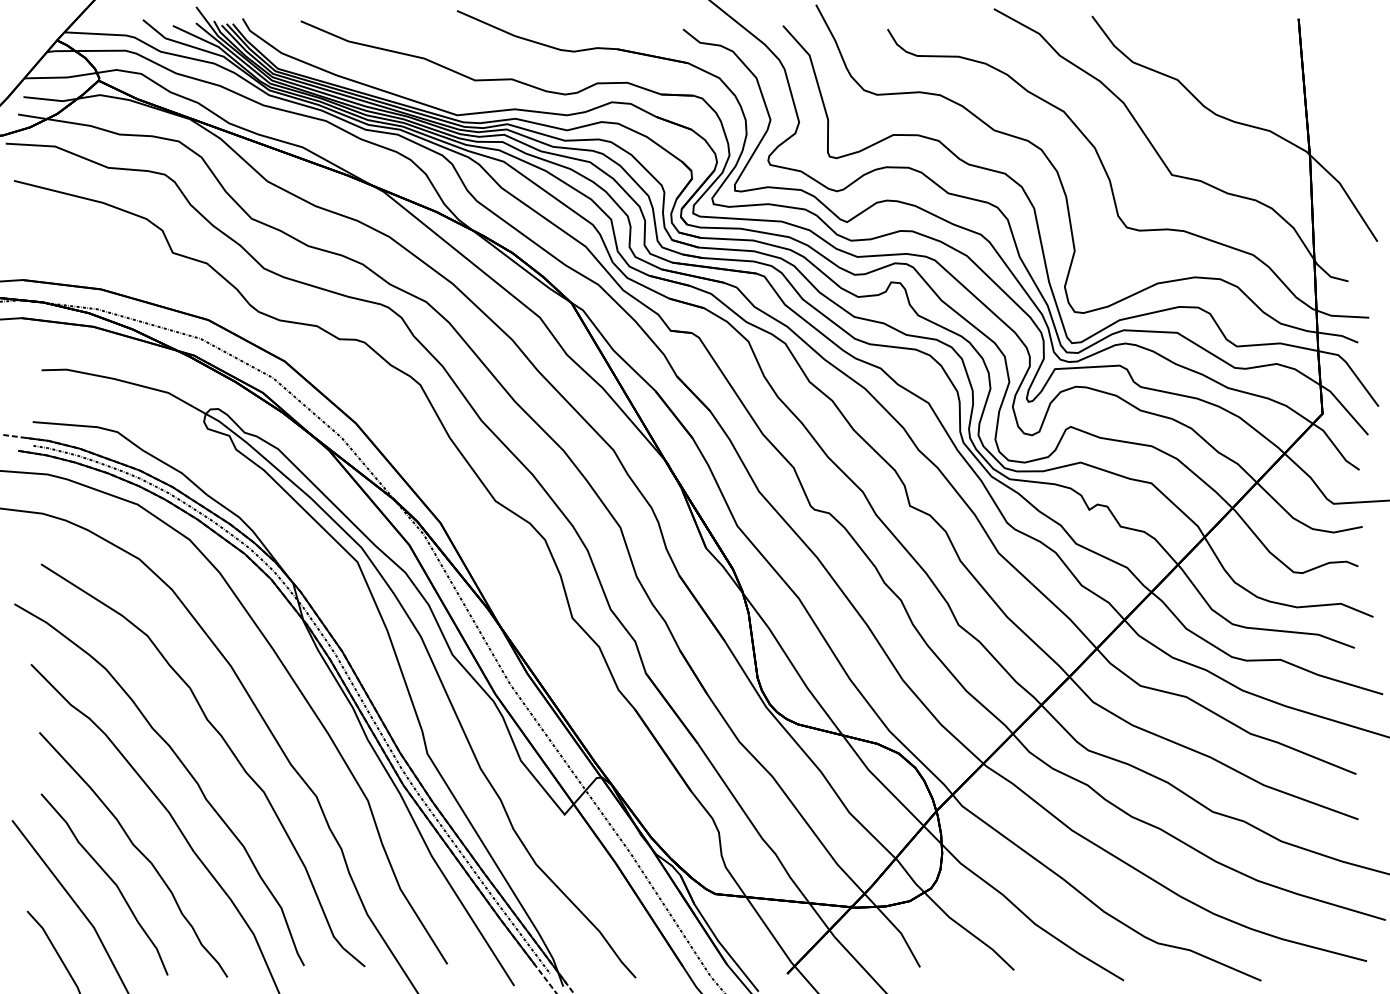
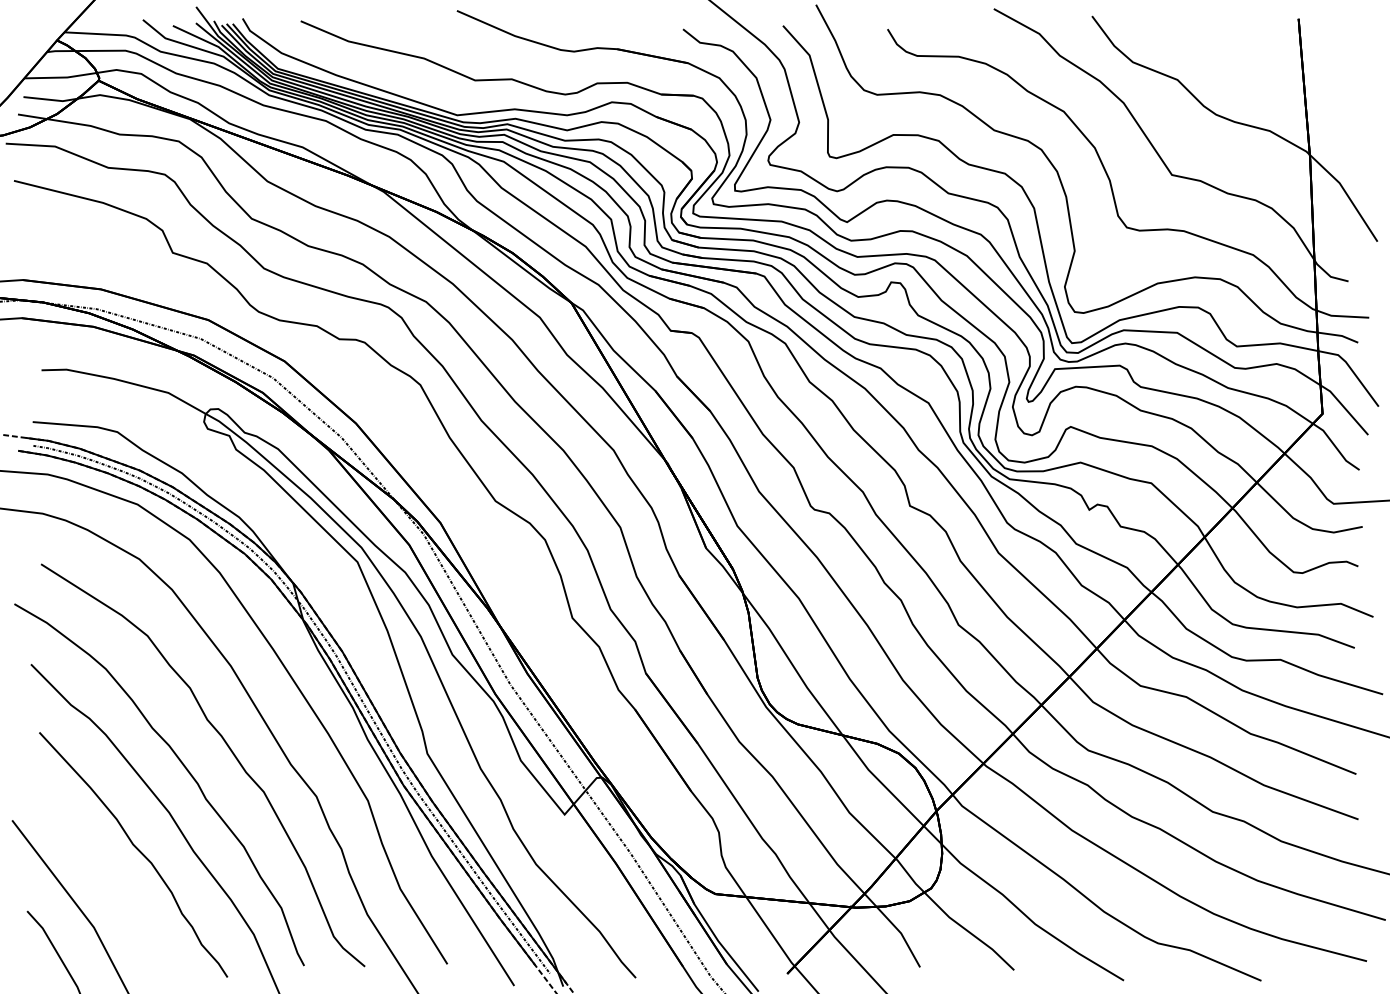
part: present -> none (111, 881)
